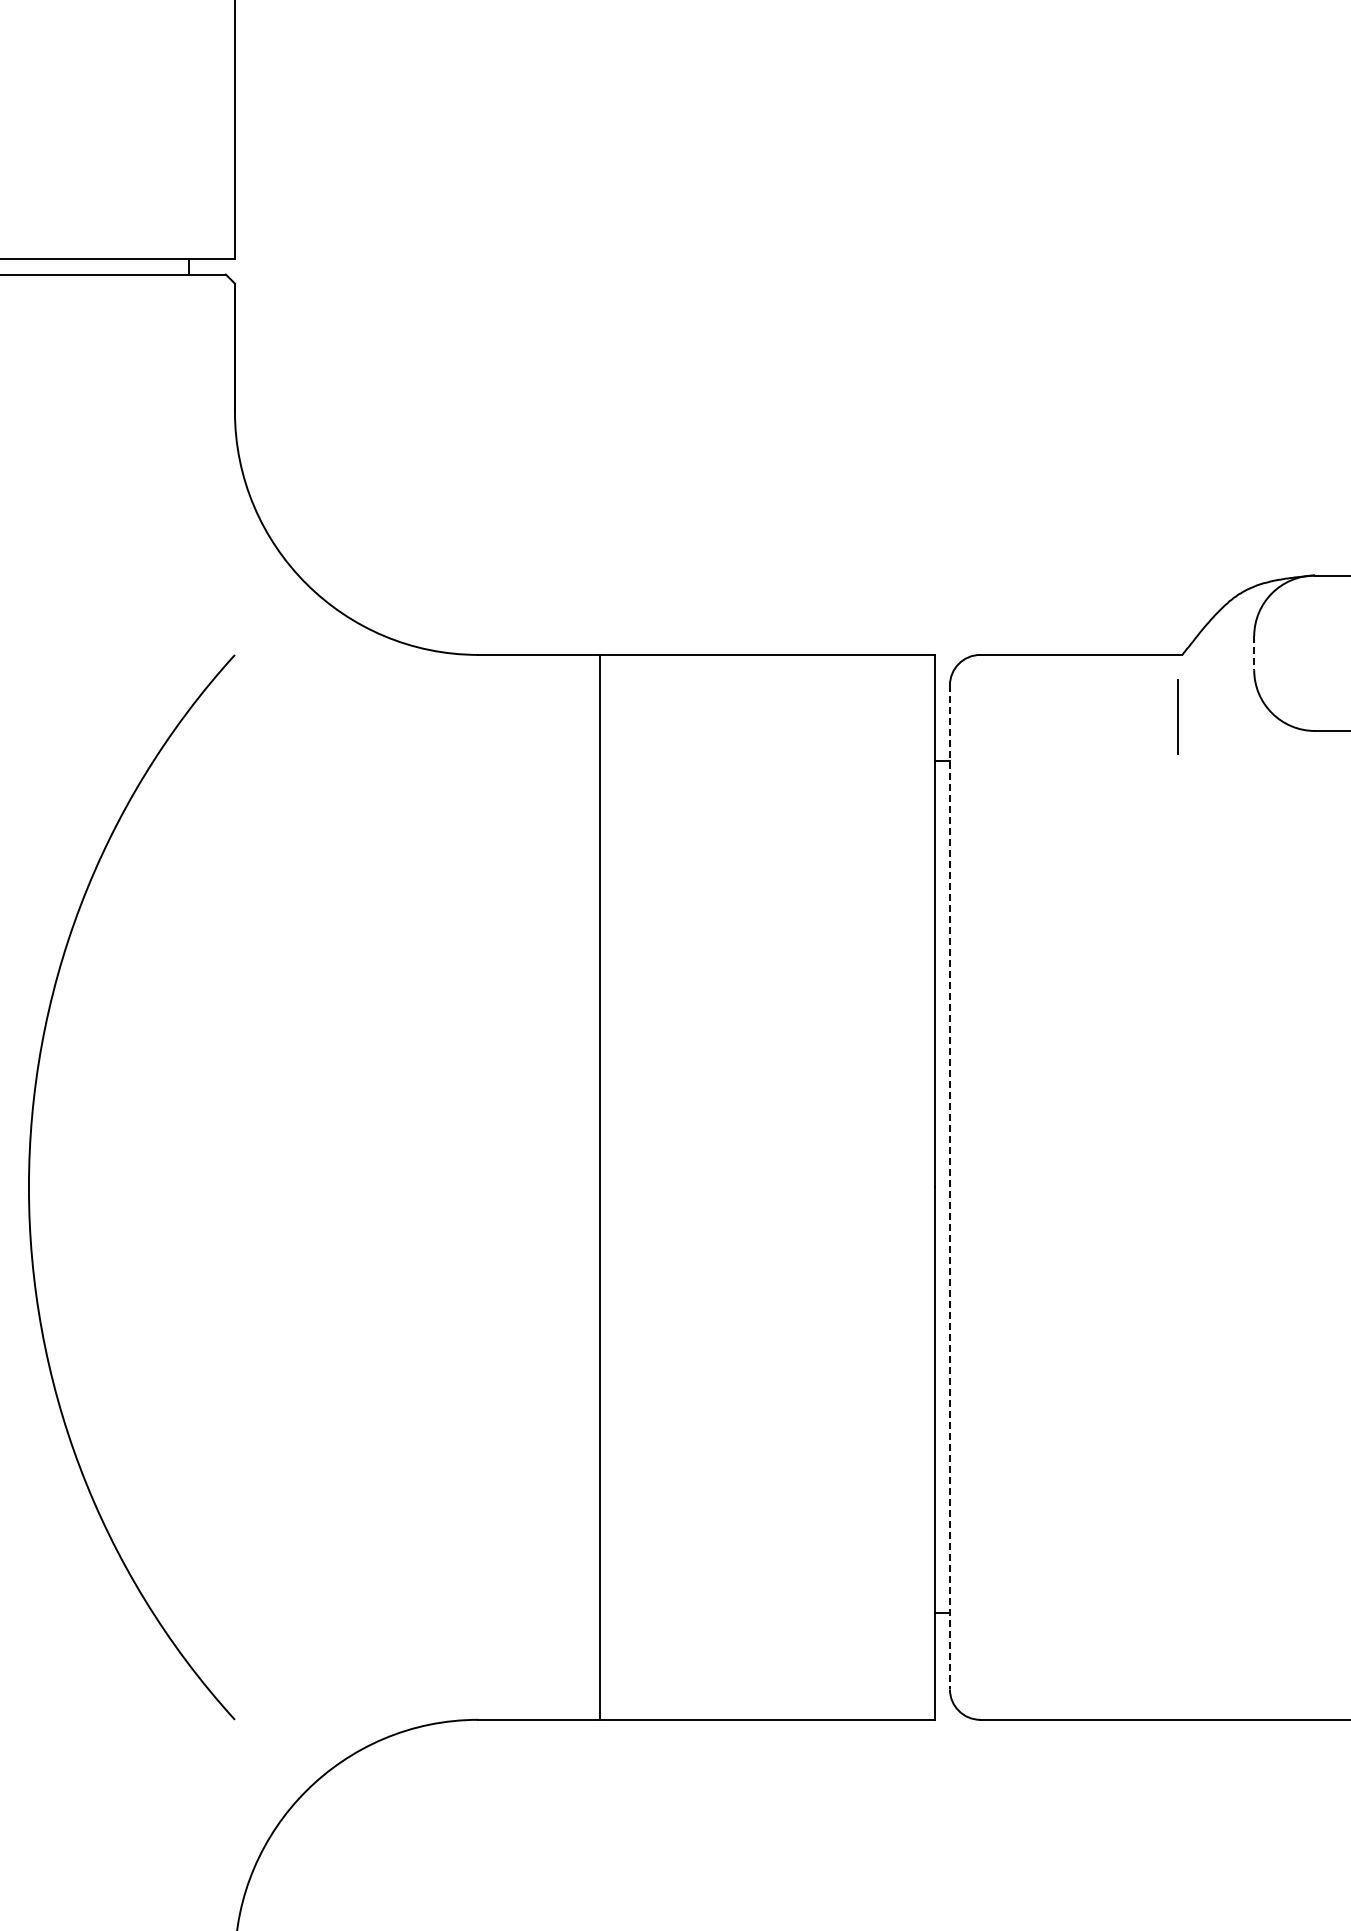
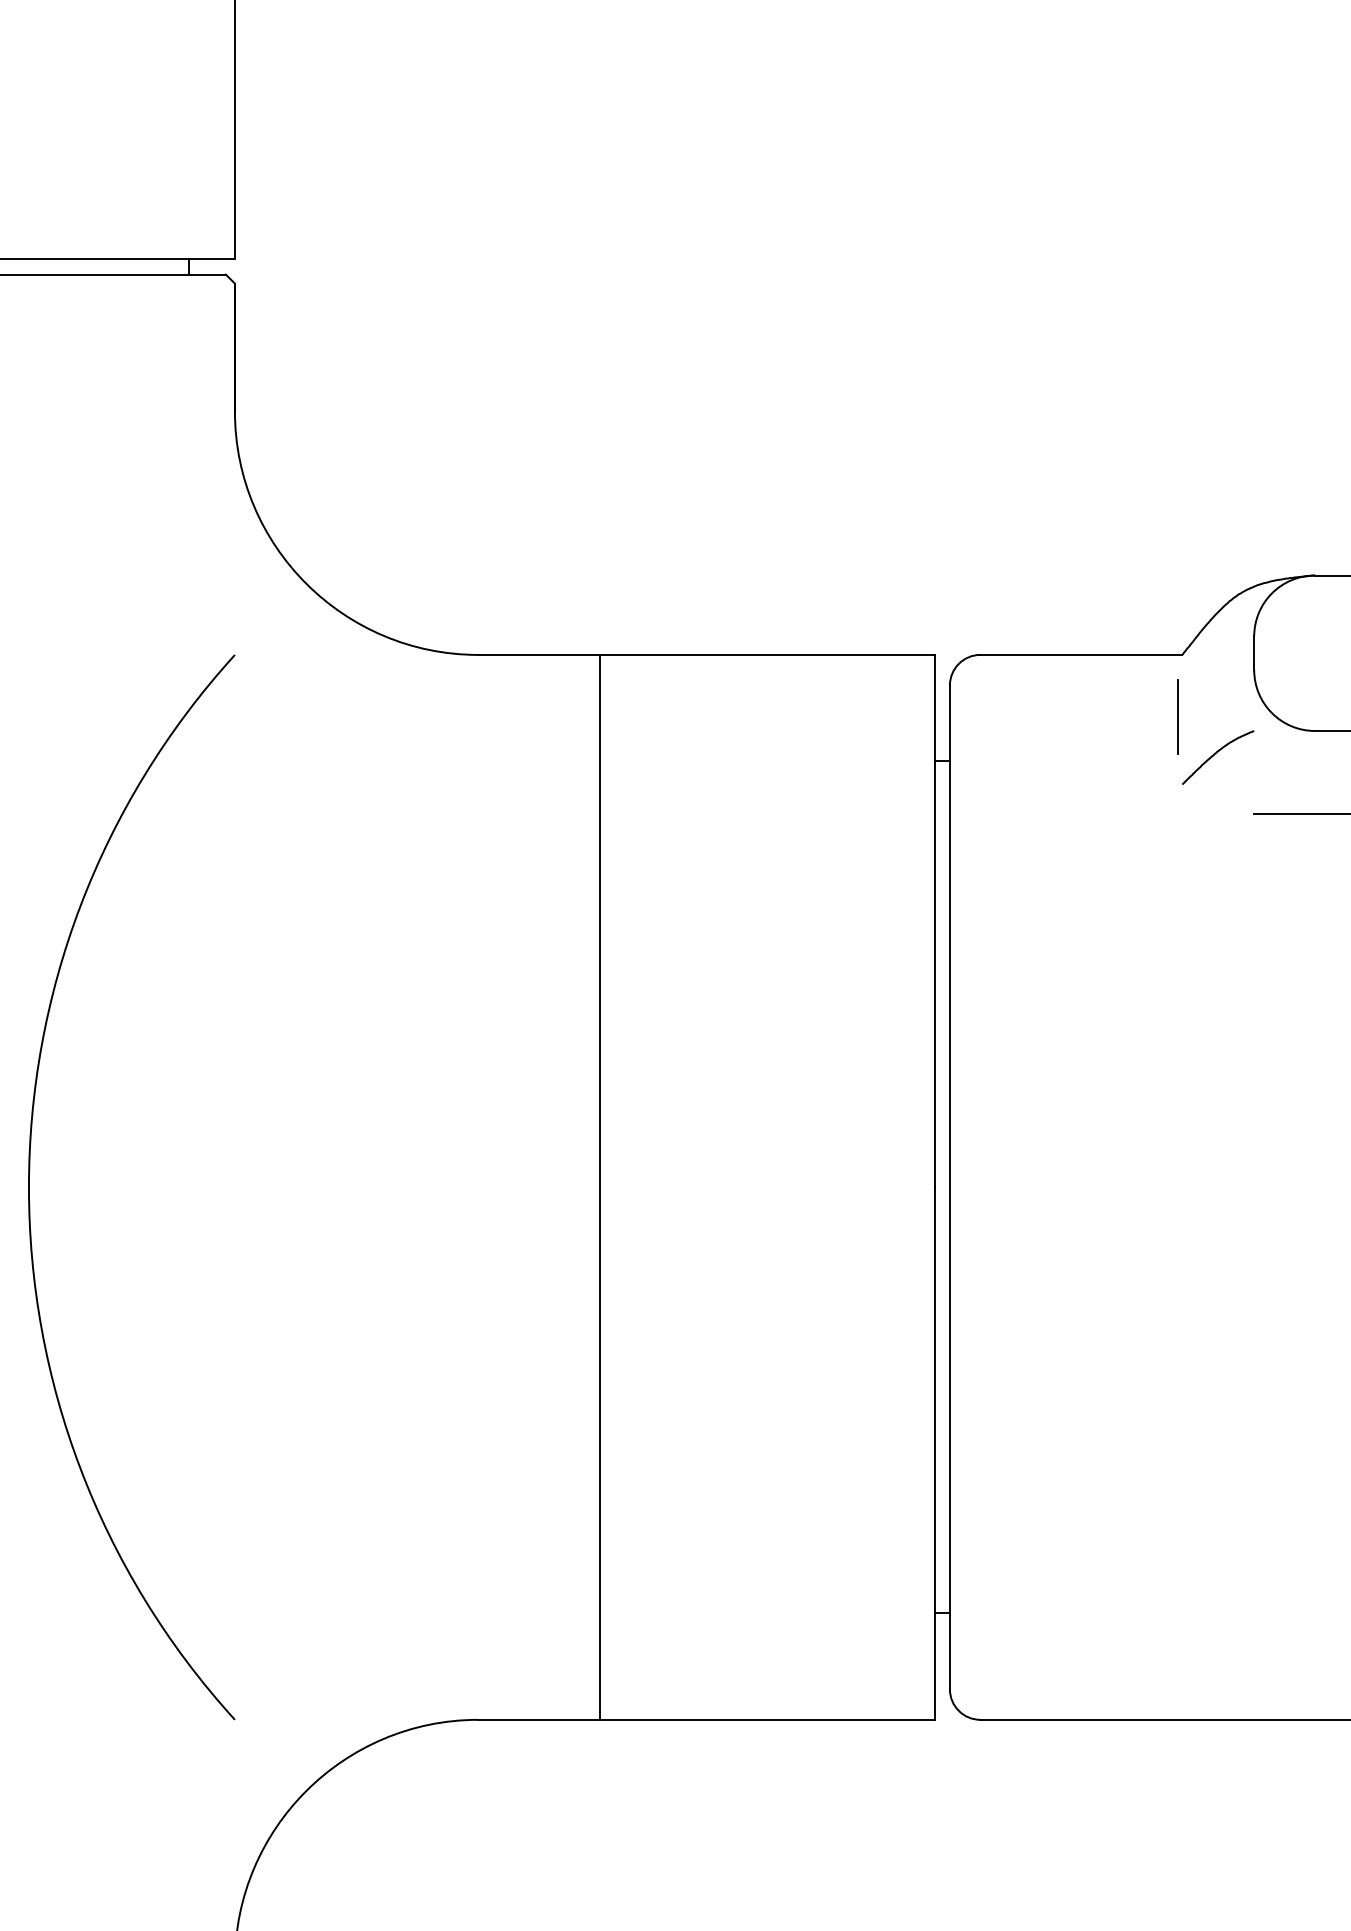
line: dashed -> solid (1254, 653)
curve: none -> present (1215, 754)
line: none -> present (1300, 814)
line: dashed -> solid (949, 1187)
